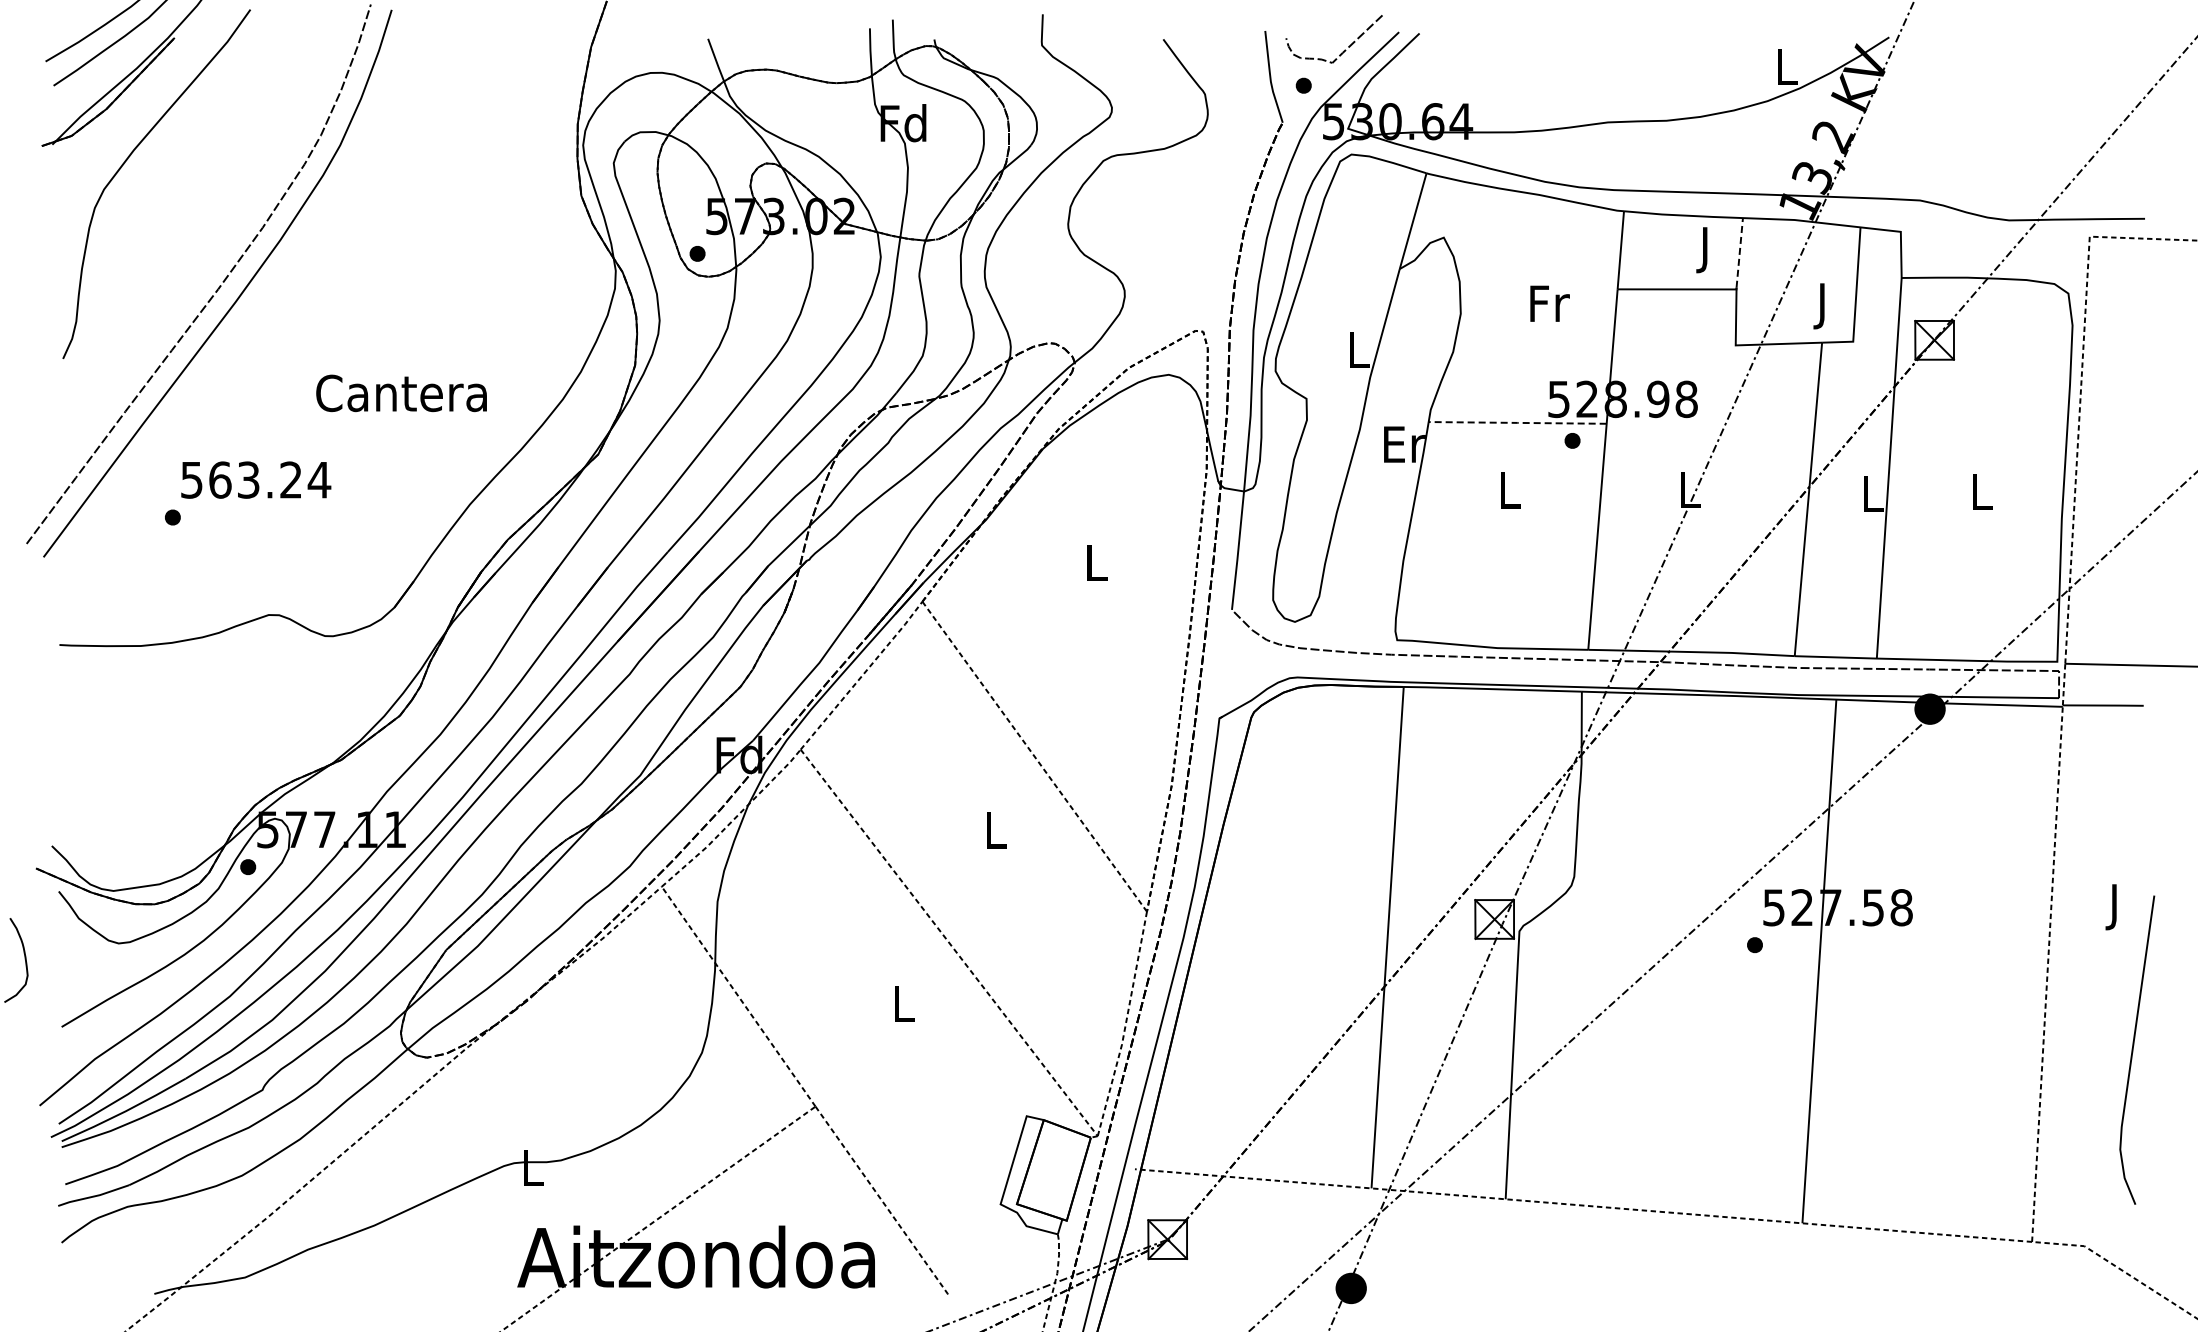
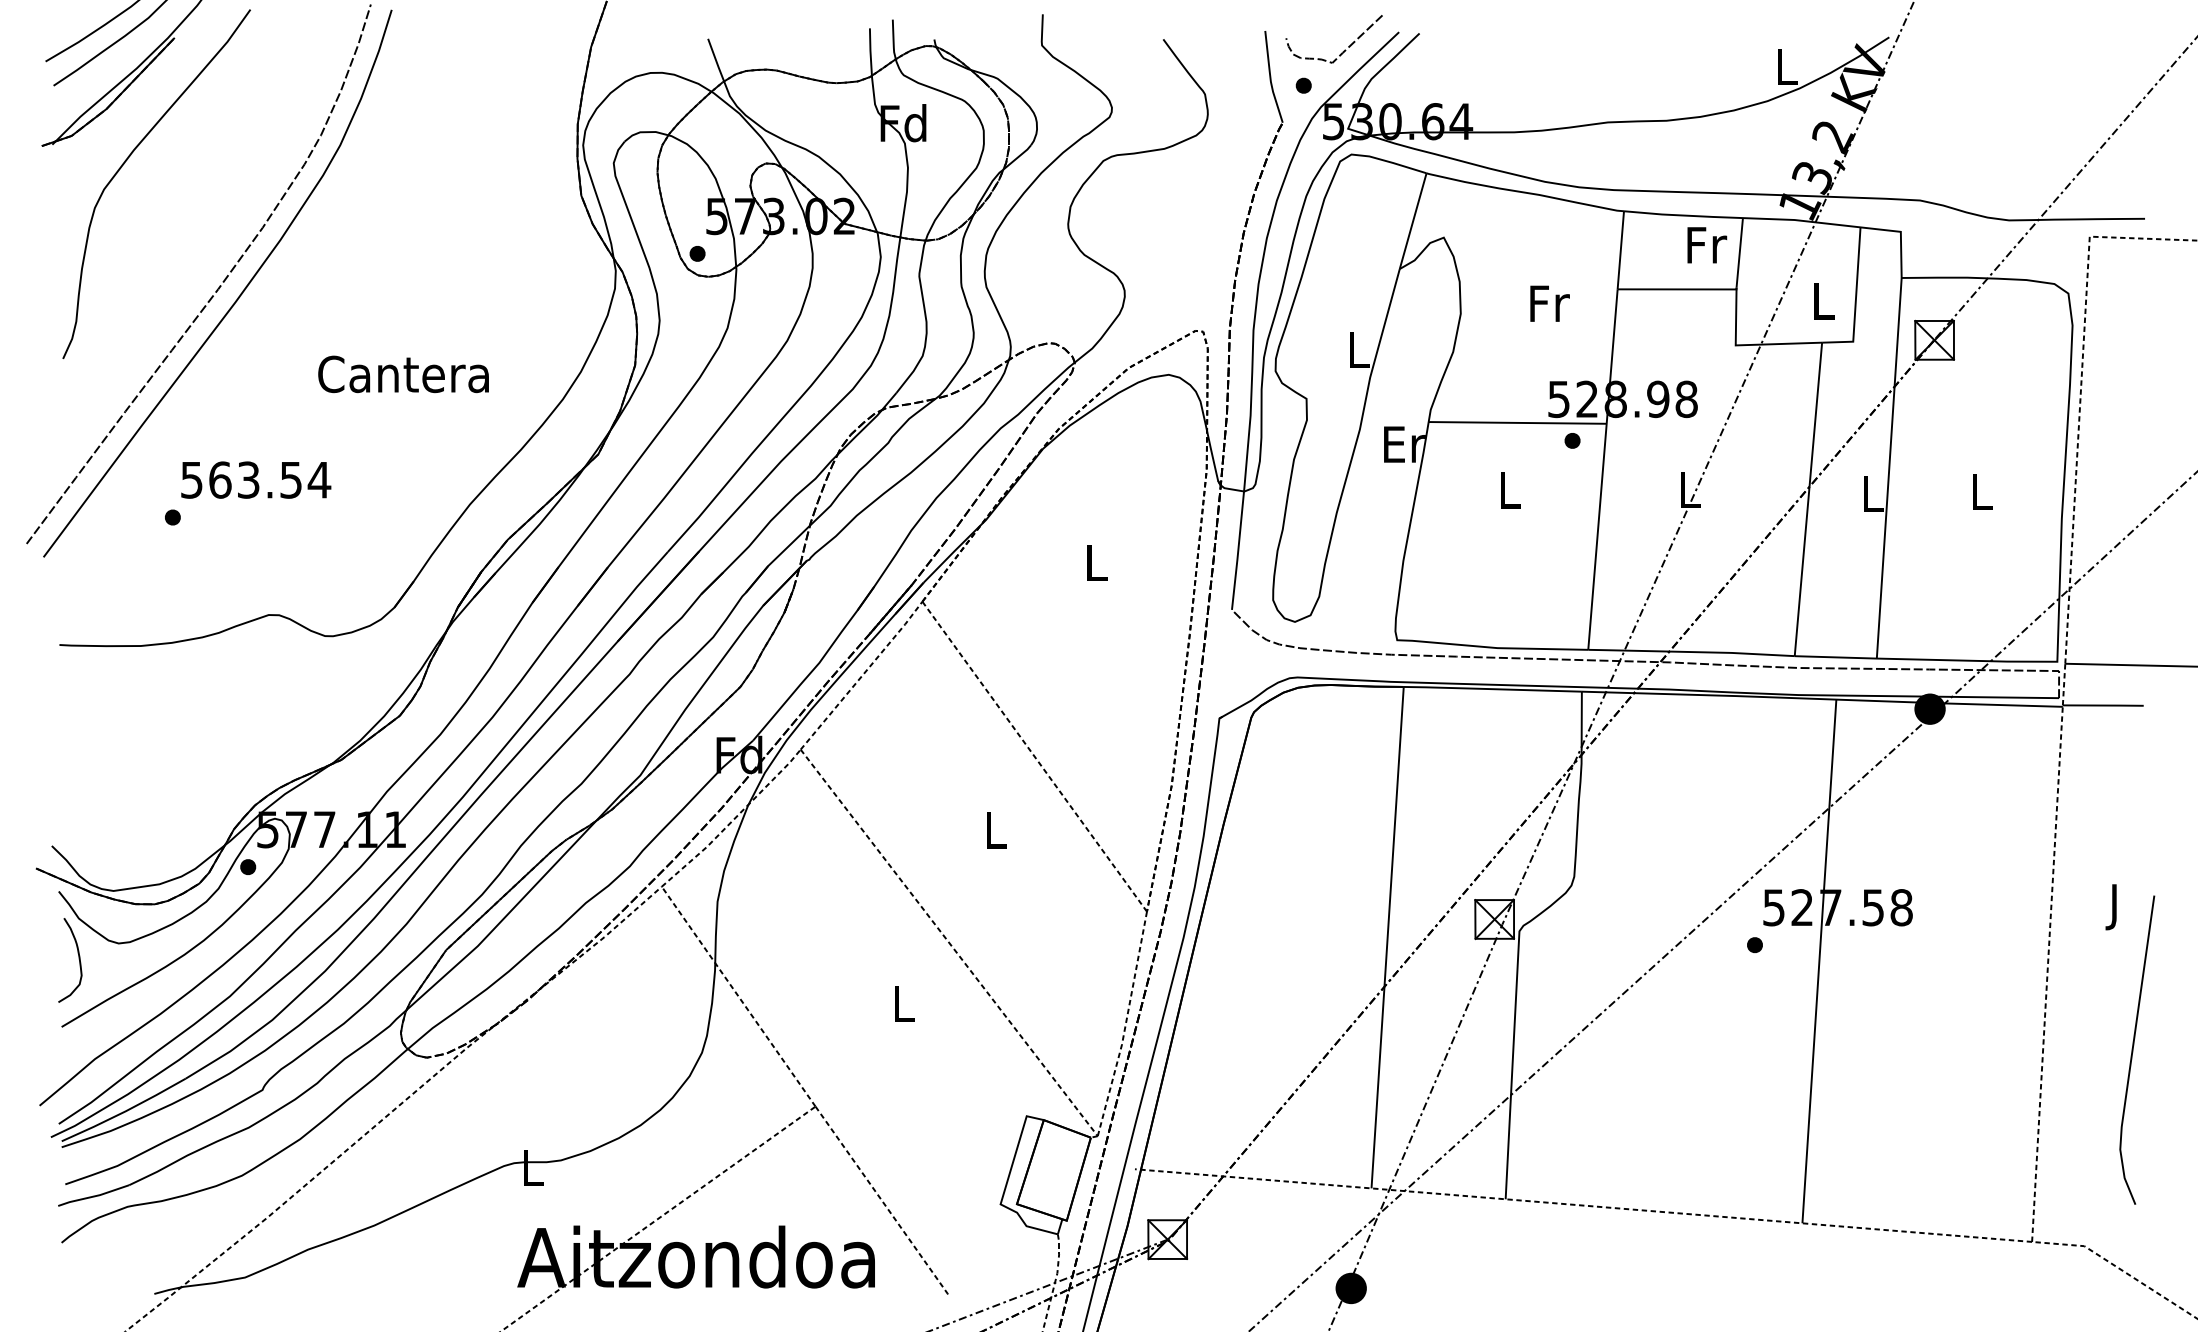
text: J -> Fr (1707, 250)
line: dashed -> solid (1739, 252)
text: J -> L (1823, 306)
text position: (401, 393) -> (403, 374) (403, 374)
line: dashed -> solid (1517, 422)
text: 563.24 -> 563.54 (290, 479)
curve position: (24, 959) -> (78, 959) (78, 959)
